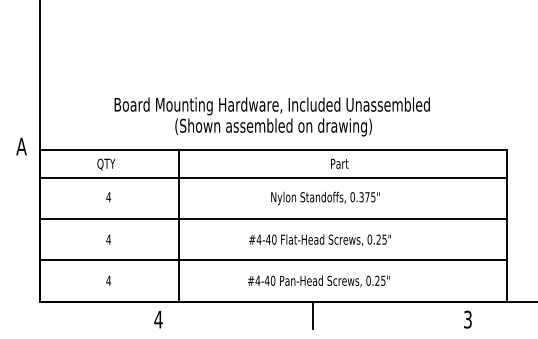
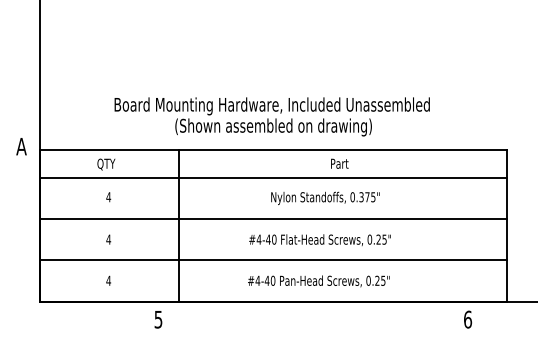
line: present -> none (313, 314)
text: 4 -> 5 (158, 319)
text: 3 -> 6 (468, 319)
